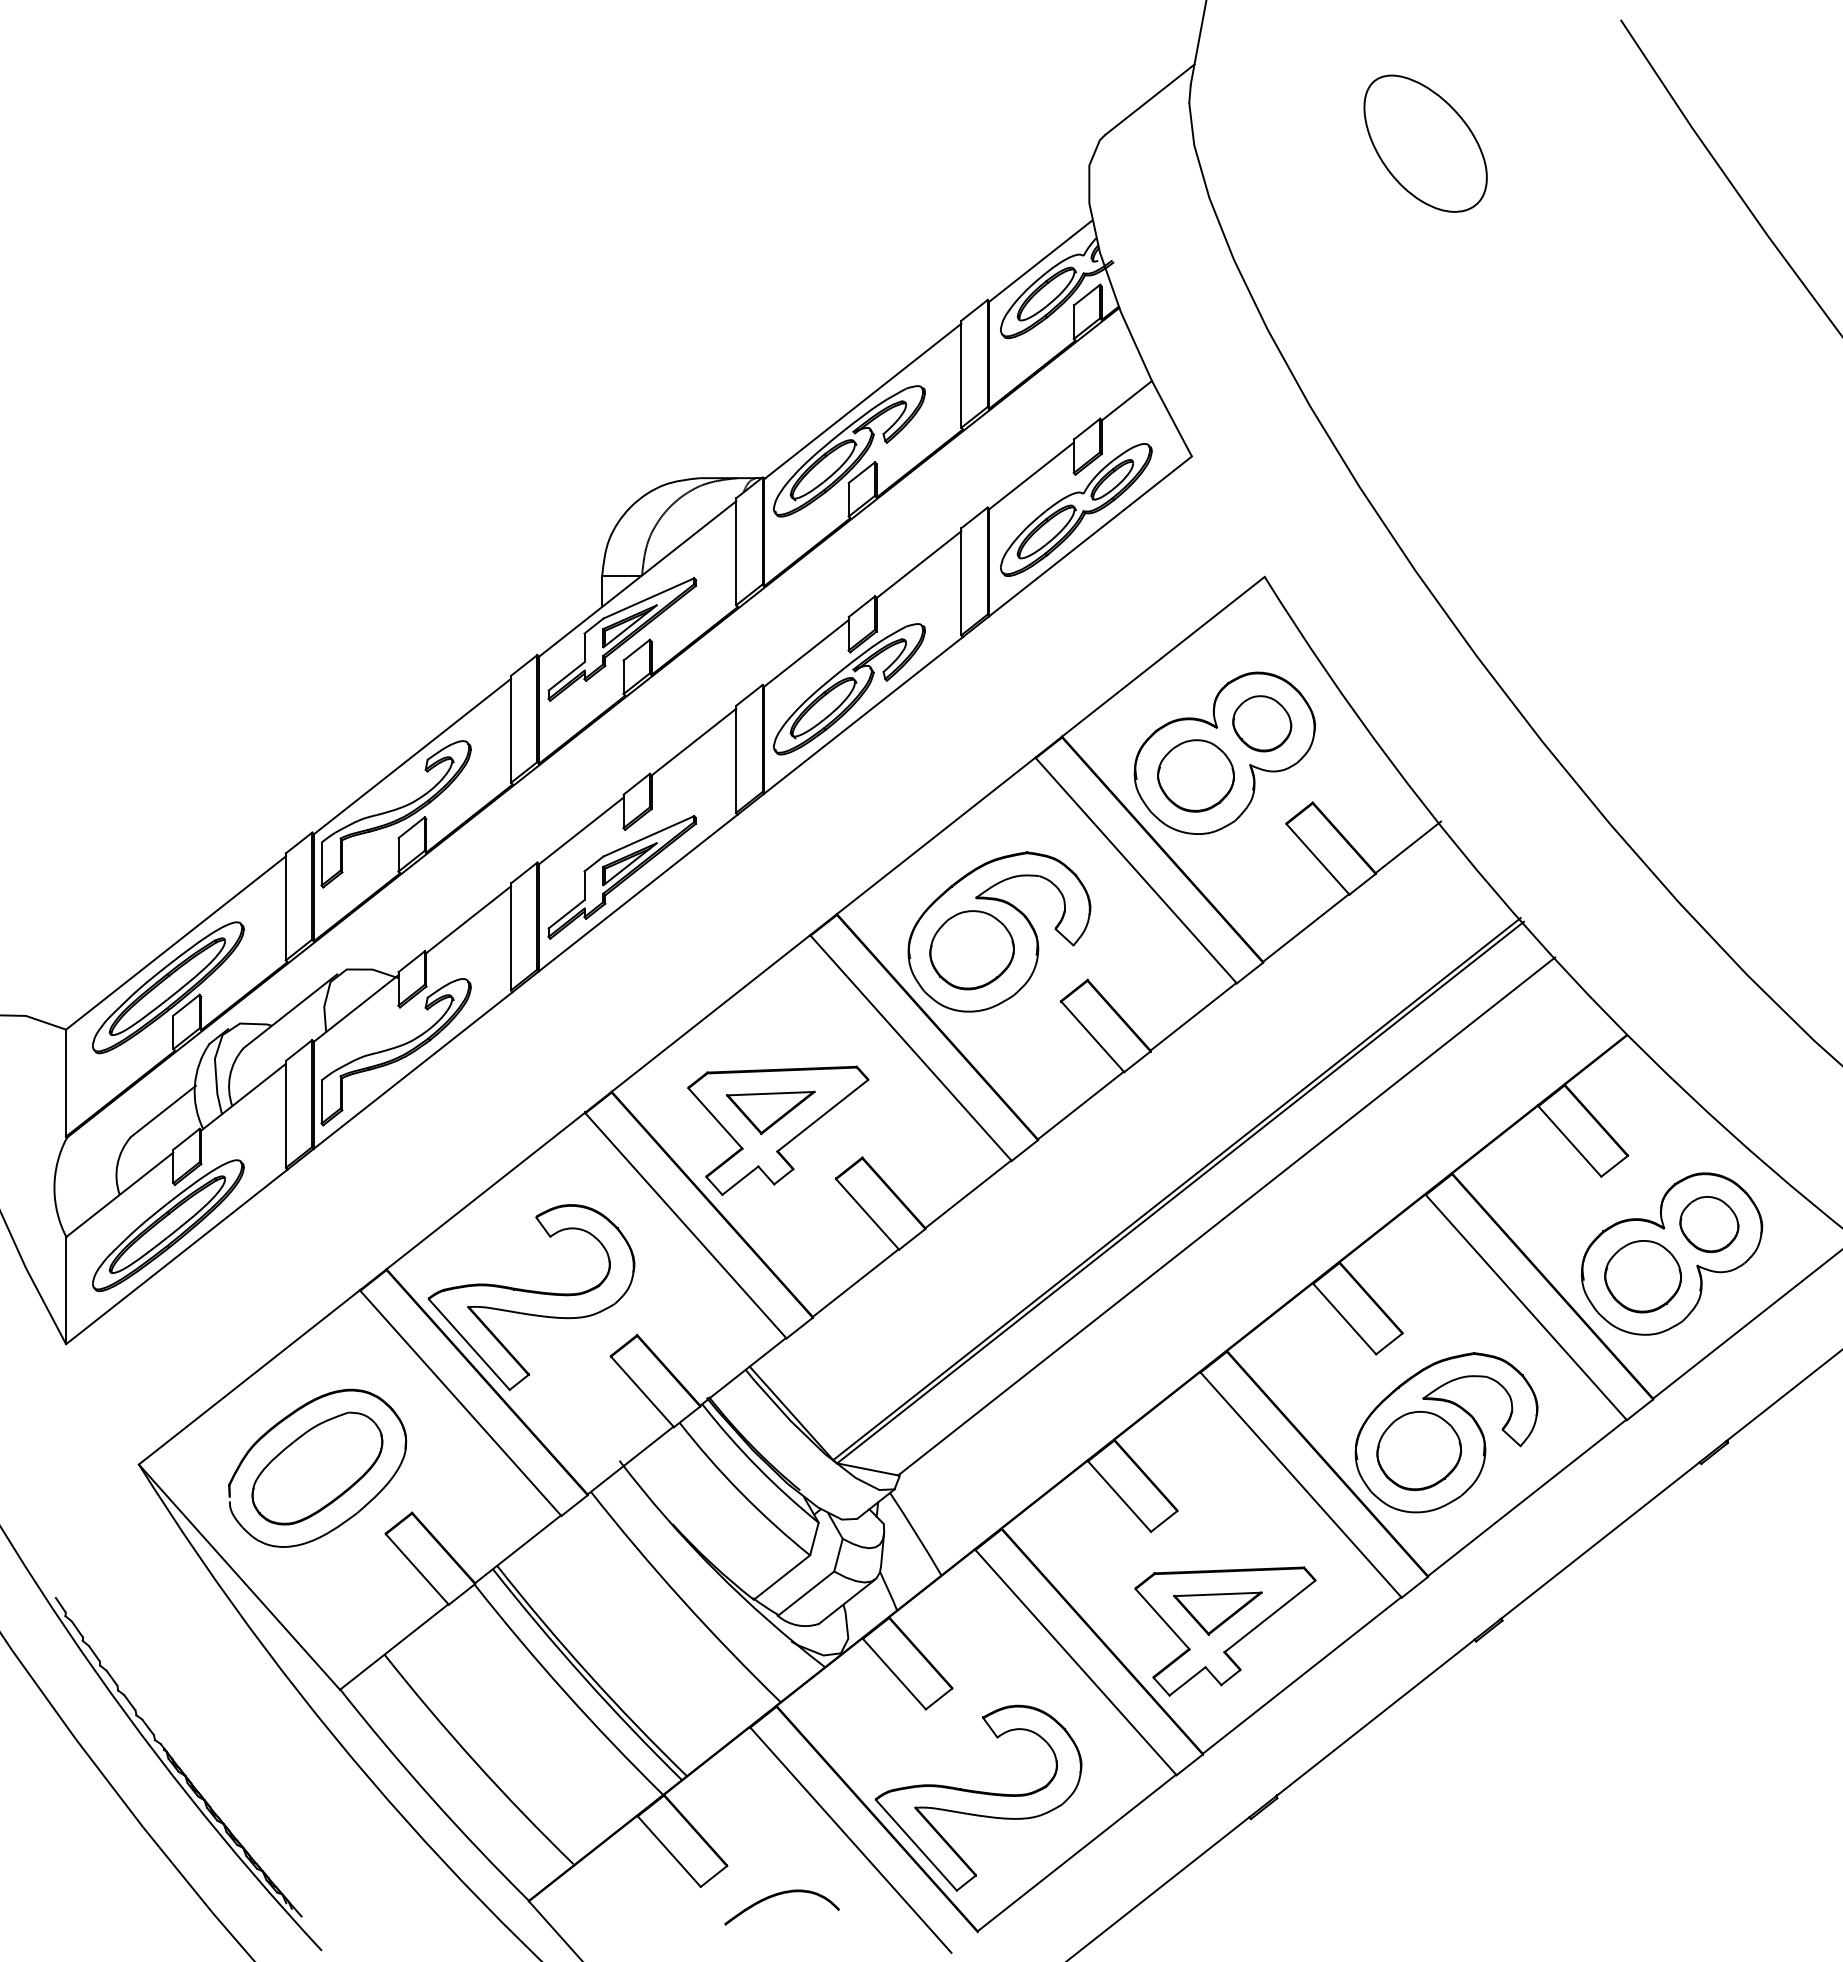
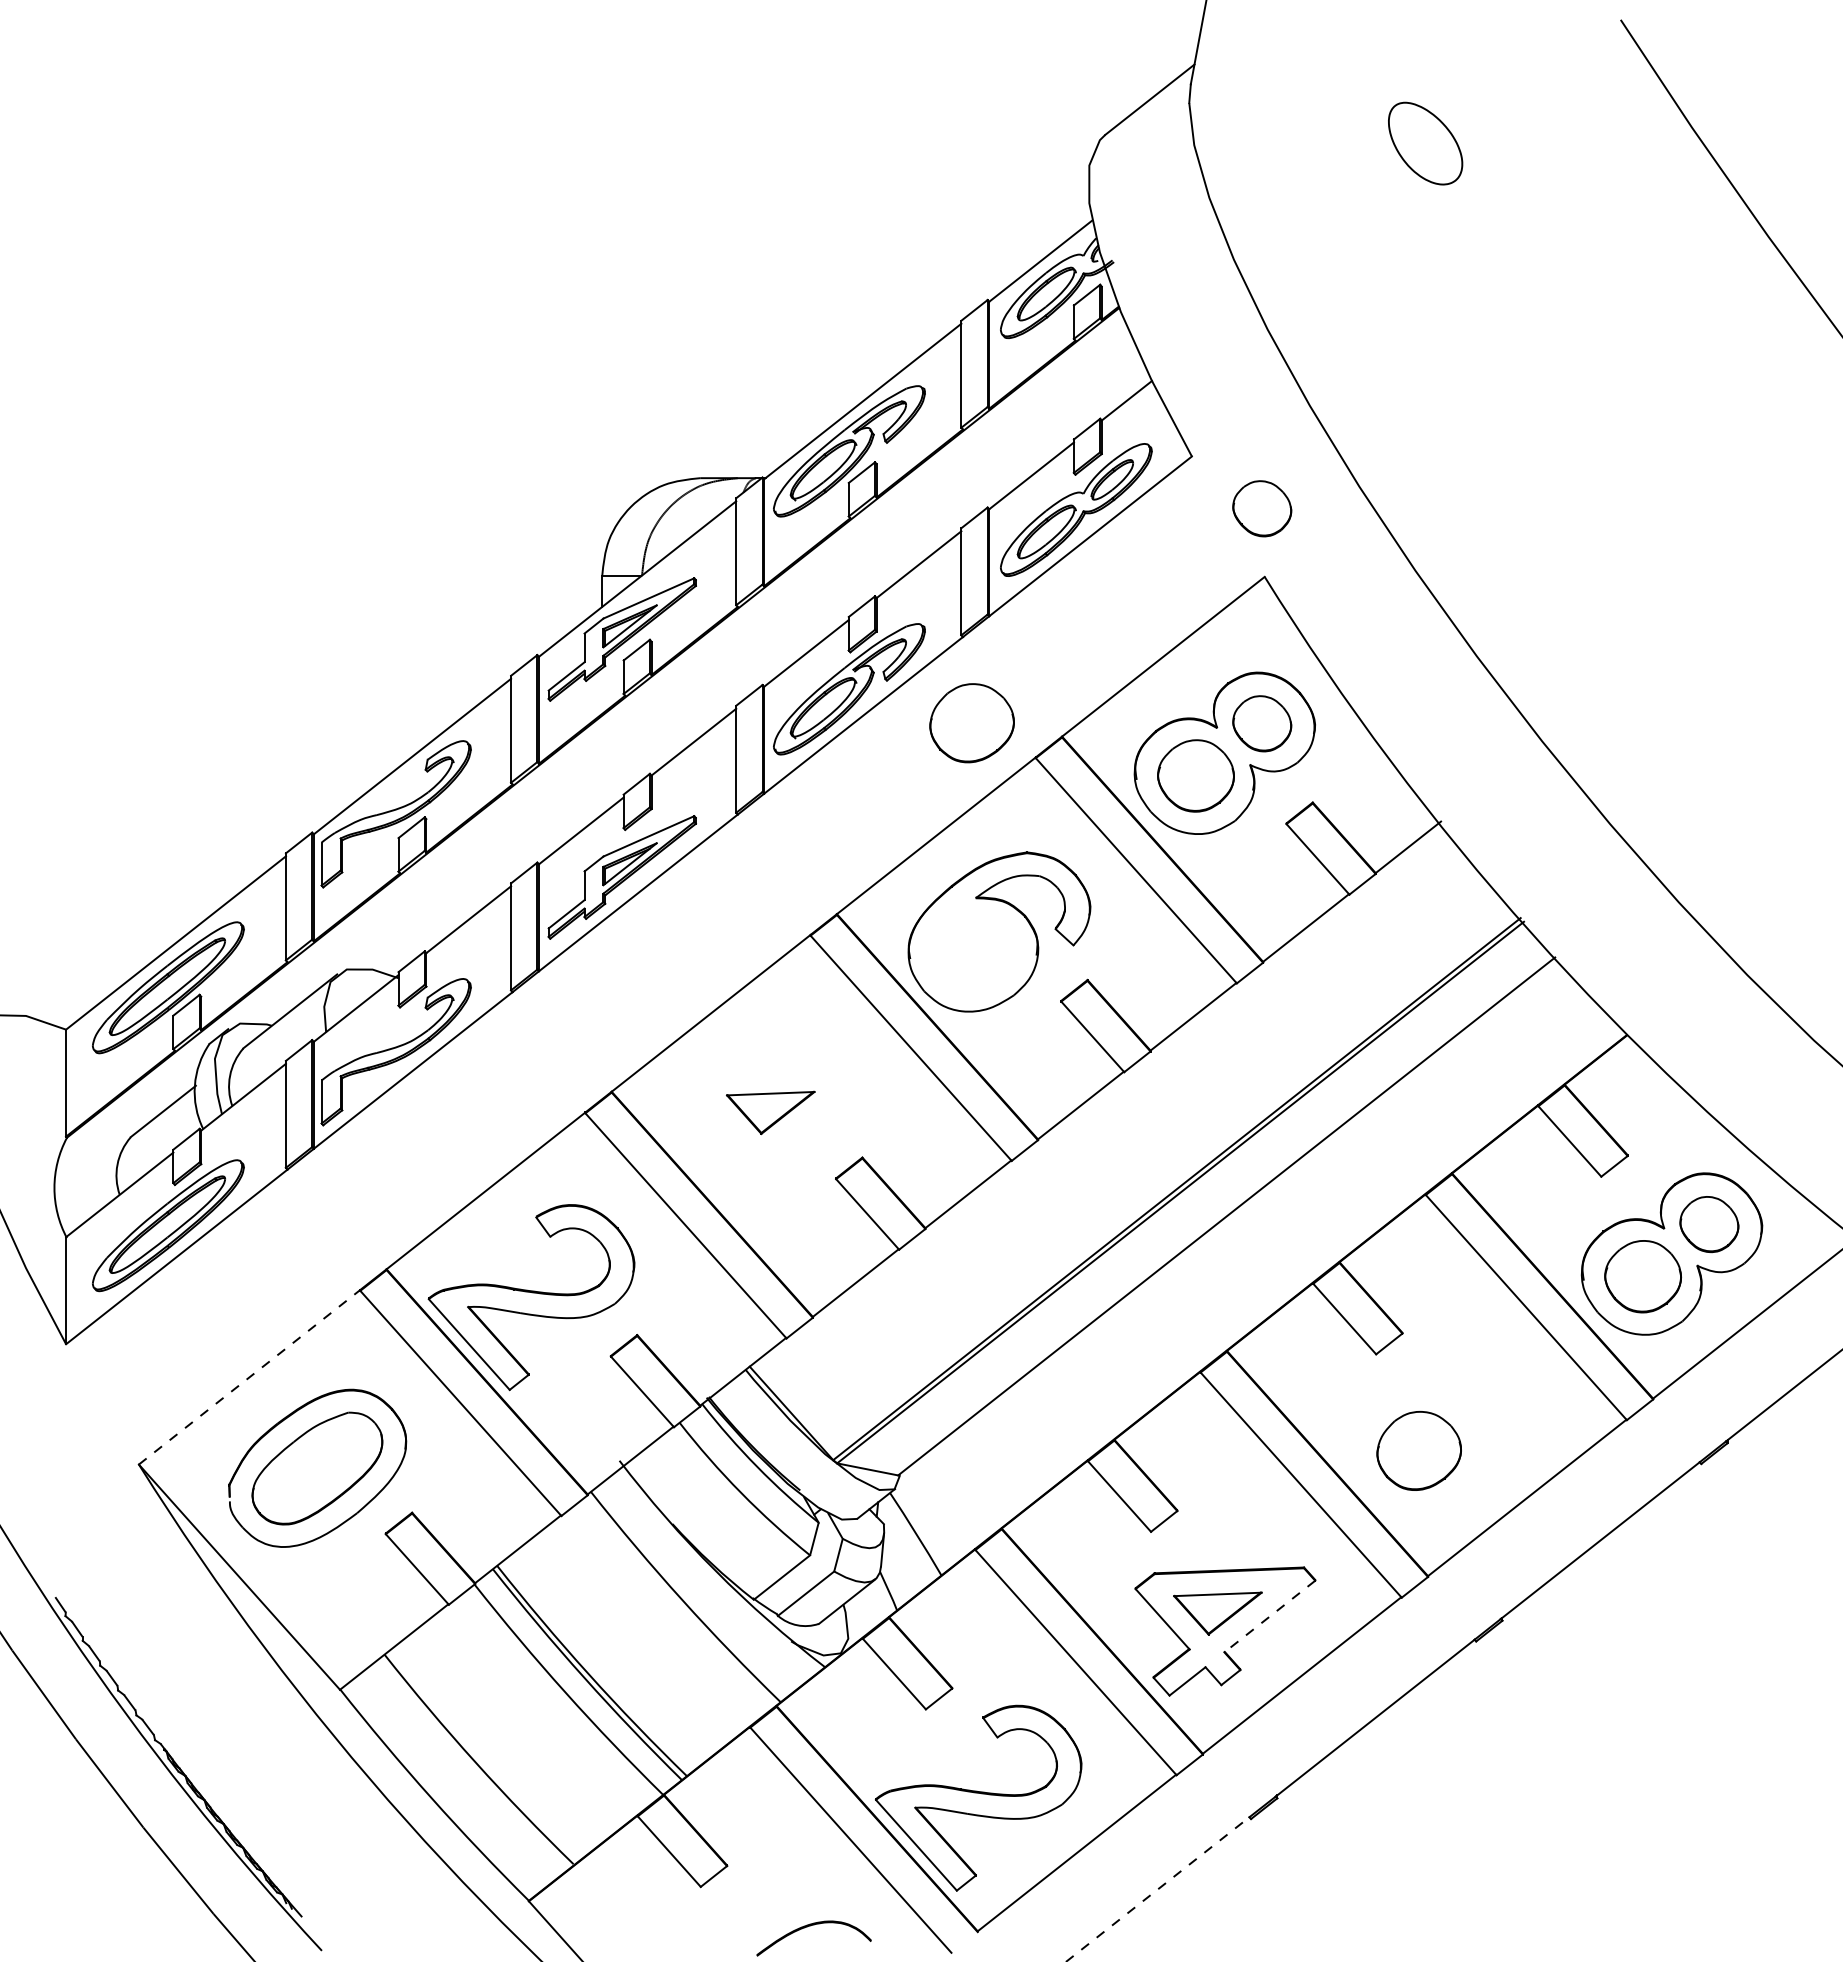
part size: 125x139 px -> 76x85 px (1425, 143)
part: none -> present (1262, 508)
part position: (971, 950) -> (971, 723) (971, 723)
part: present -> none (778, 1130)
line: solid -> dashed (249, 1377)
part: present -> none (1446, 1432)
line: solid -> dashed (1269, 1616)
line: solid -> dashed (1157, 1889)
part position: (778, 1895) -> (810, 1926) (810, 1926)
